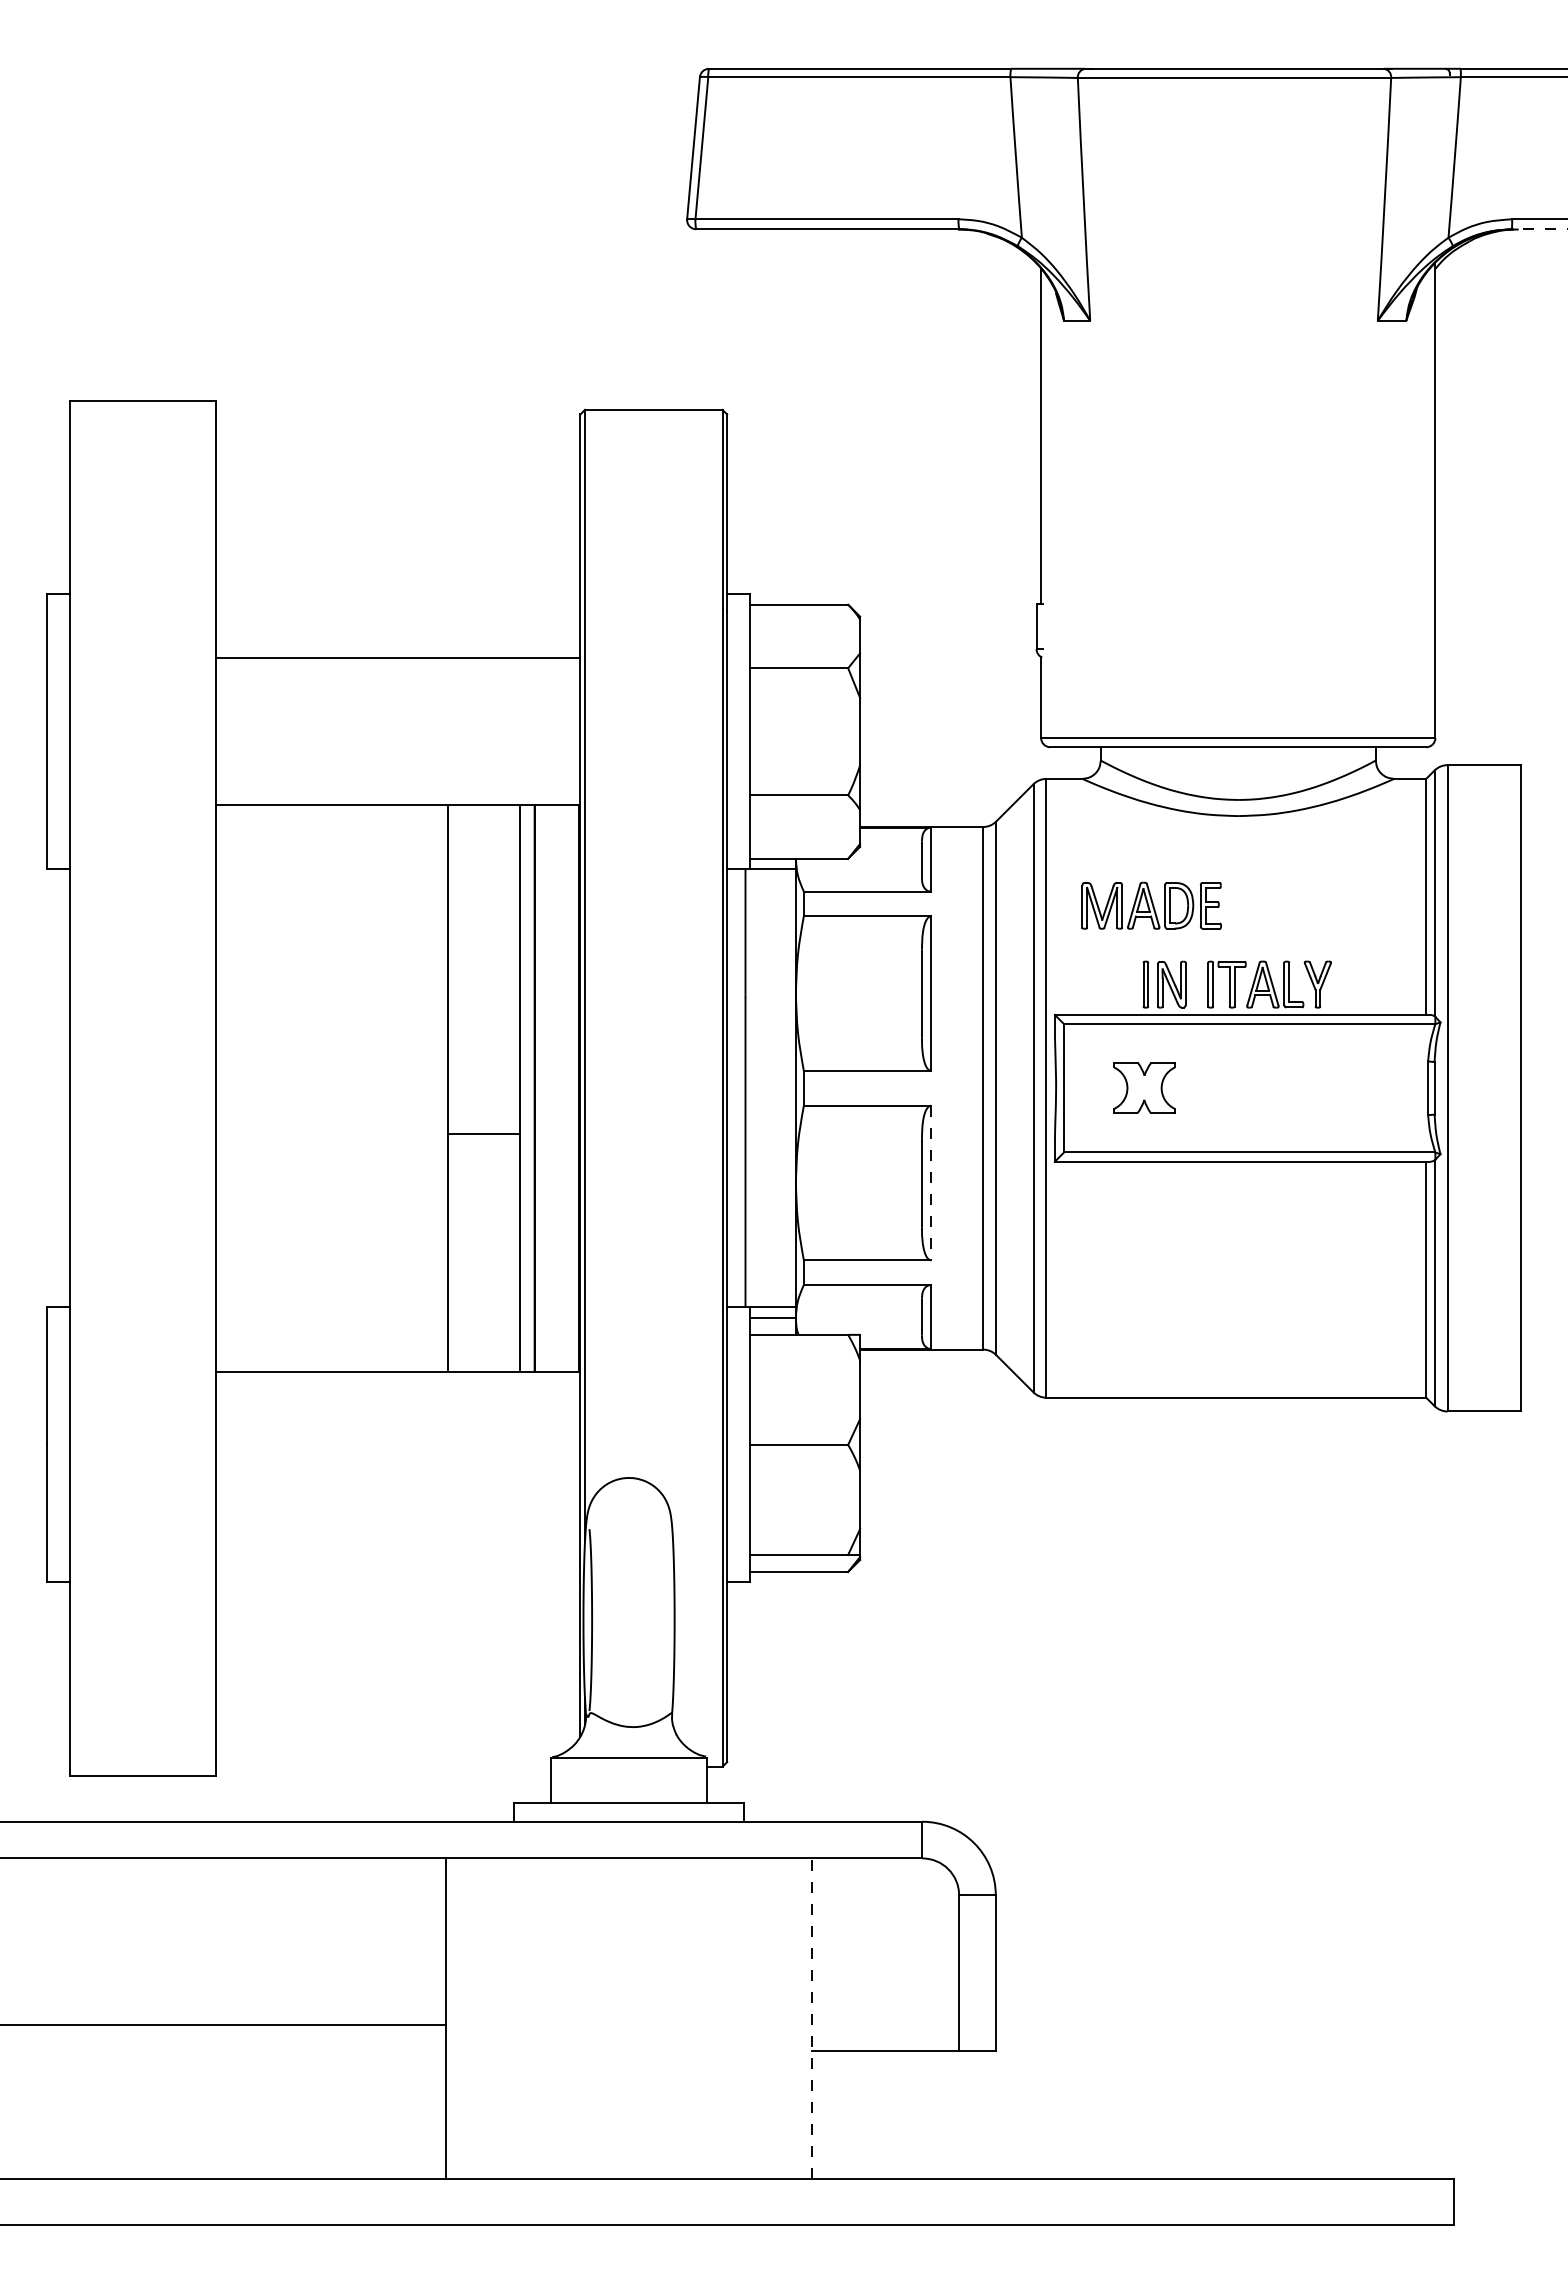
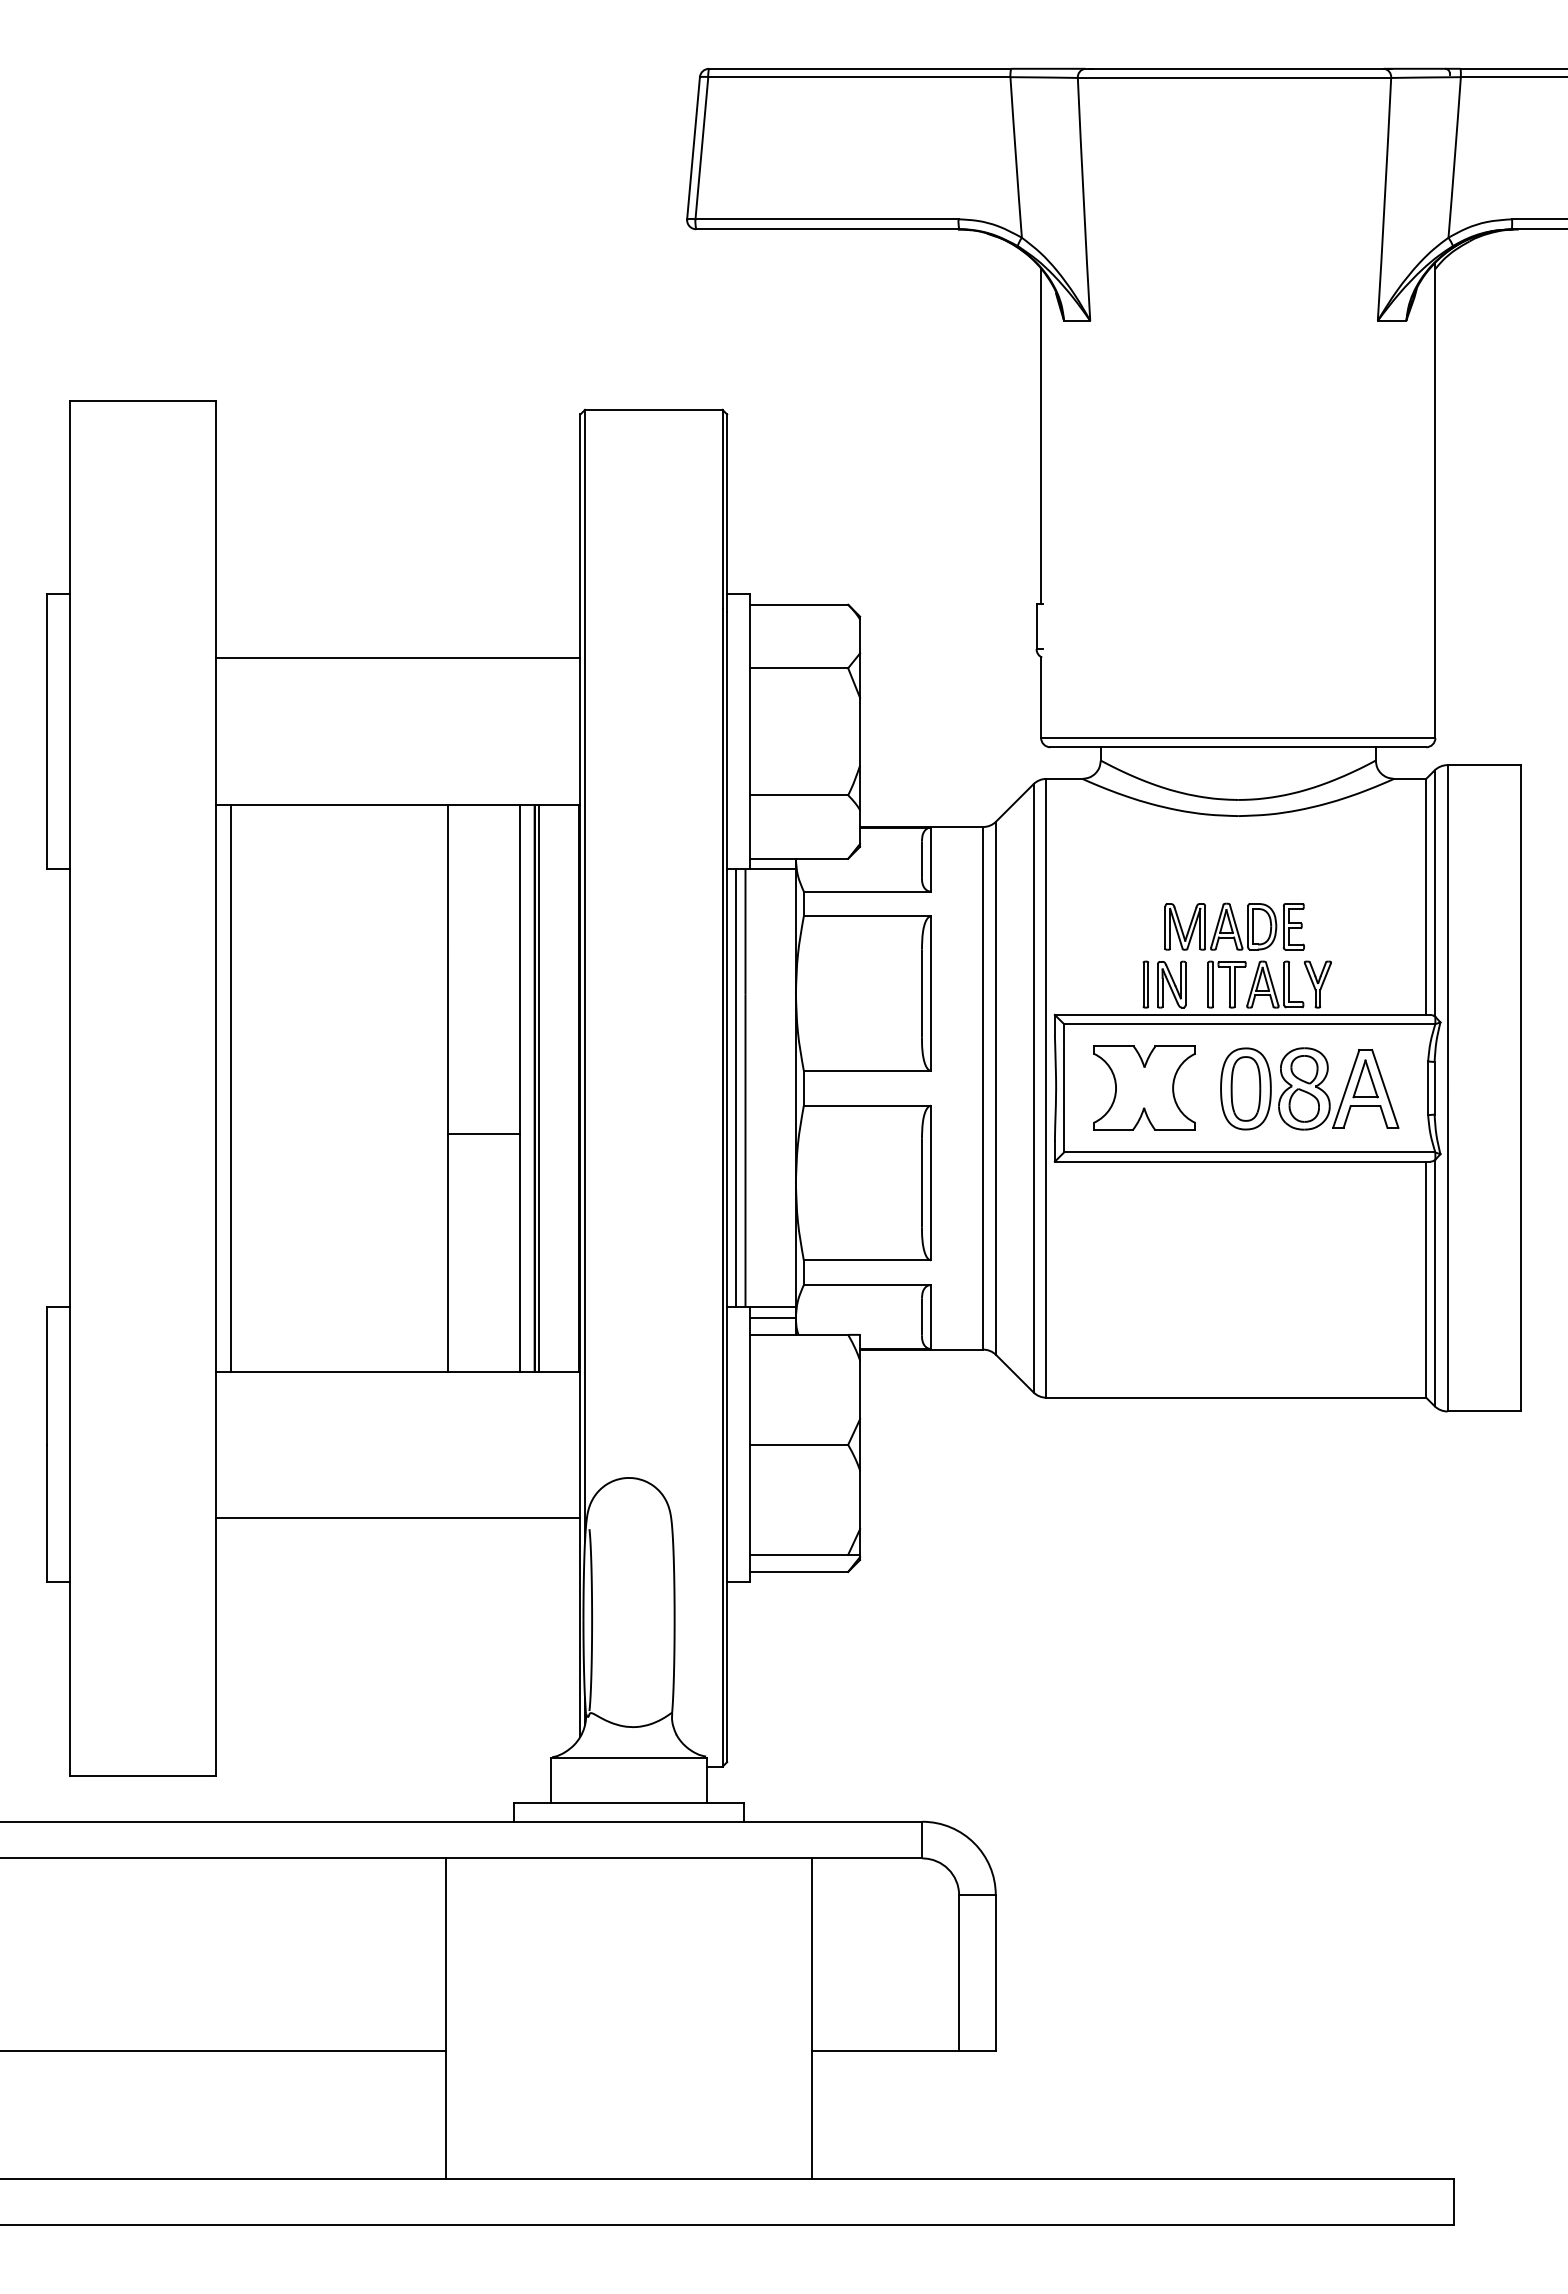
line: dashed -> solid (1539, 229)
part position: (1151, 905) -> (1234, 926) (1234, 926)
part size: 63x52 px -> 103x86 px (1144, 1087)
line: none -> present (231, 1088)
line: none -> present (539, 1088)
line: none -> present (736, 1088)
part: none -> present (1309, 1088)
line: dashed -> solid (931, 1183)
line: none -> present (398, 1518)
line: dashed -> solid (812, 2018)
line position: (223, 2024) -> (223, 2050) (223, 2050)
